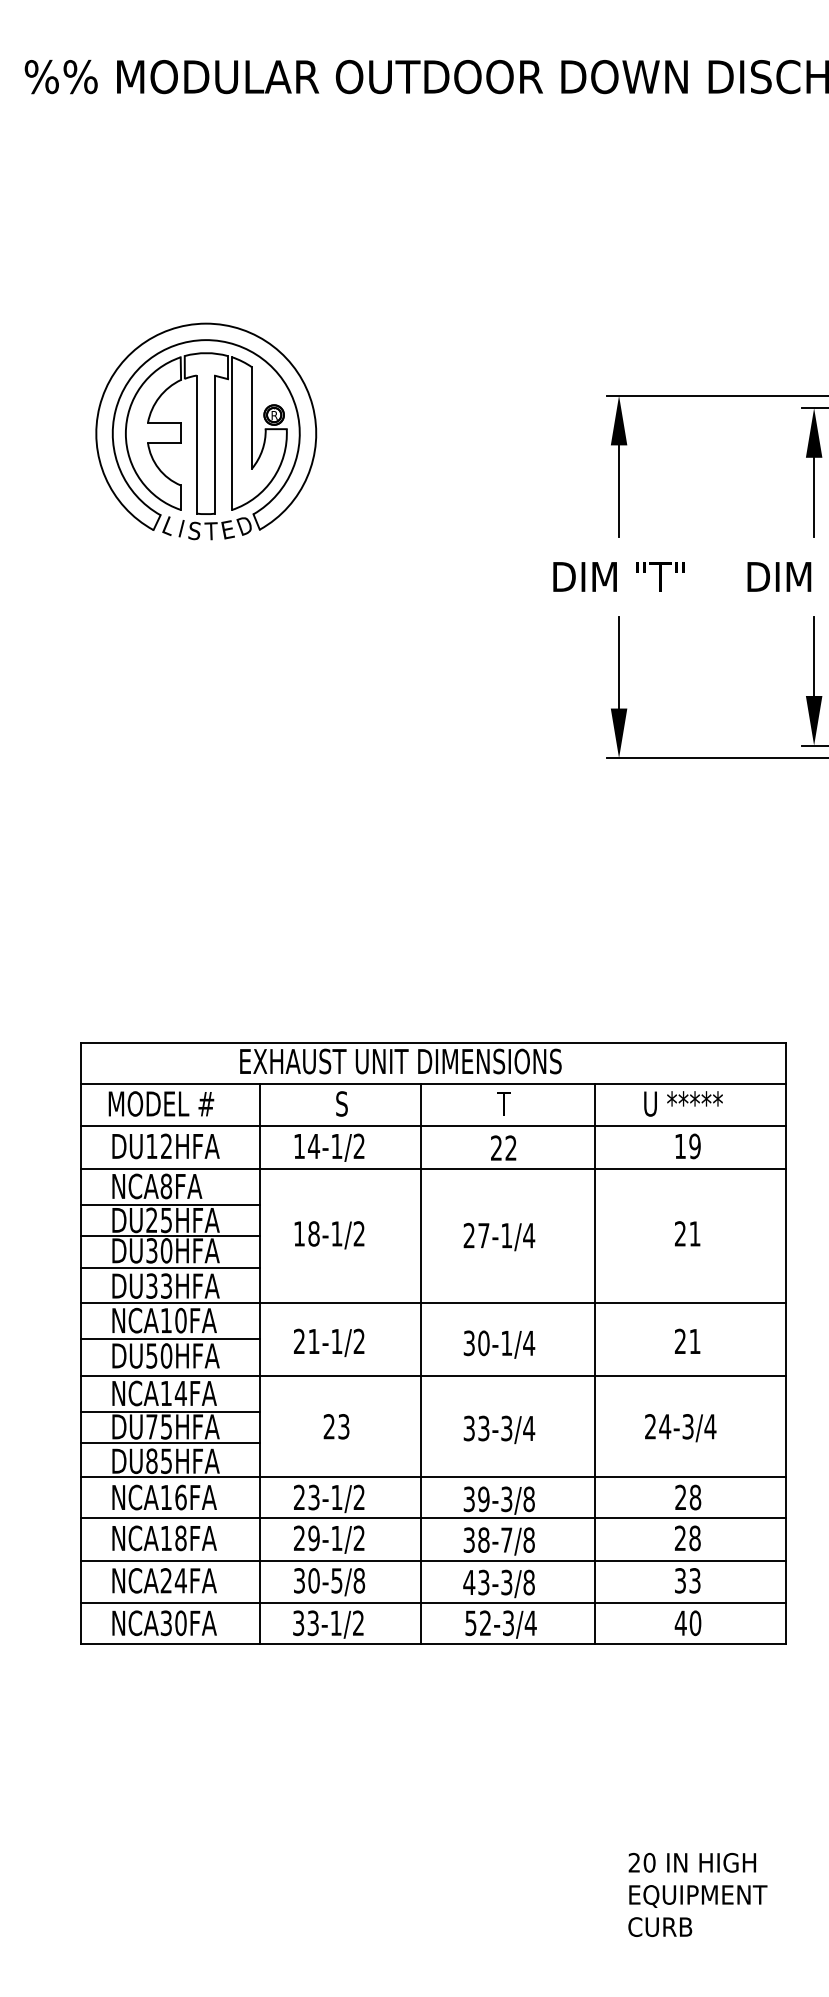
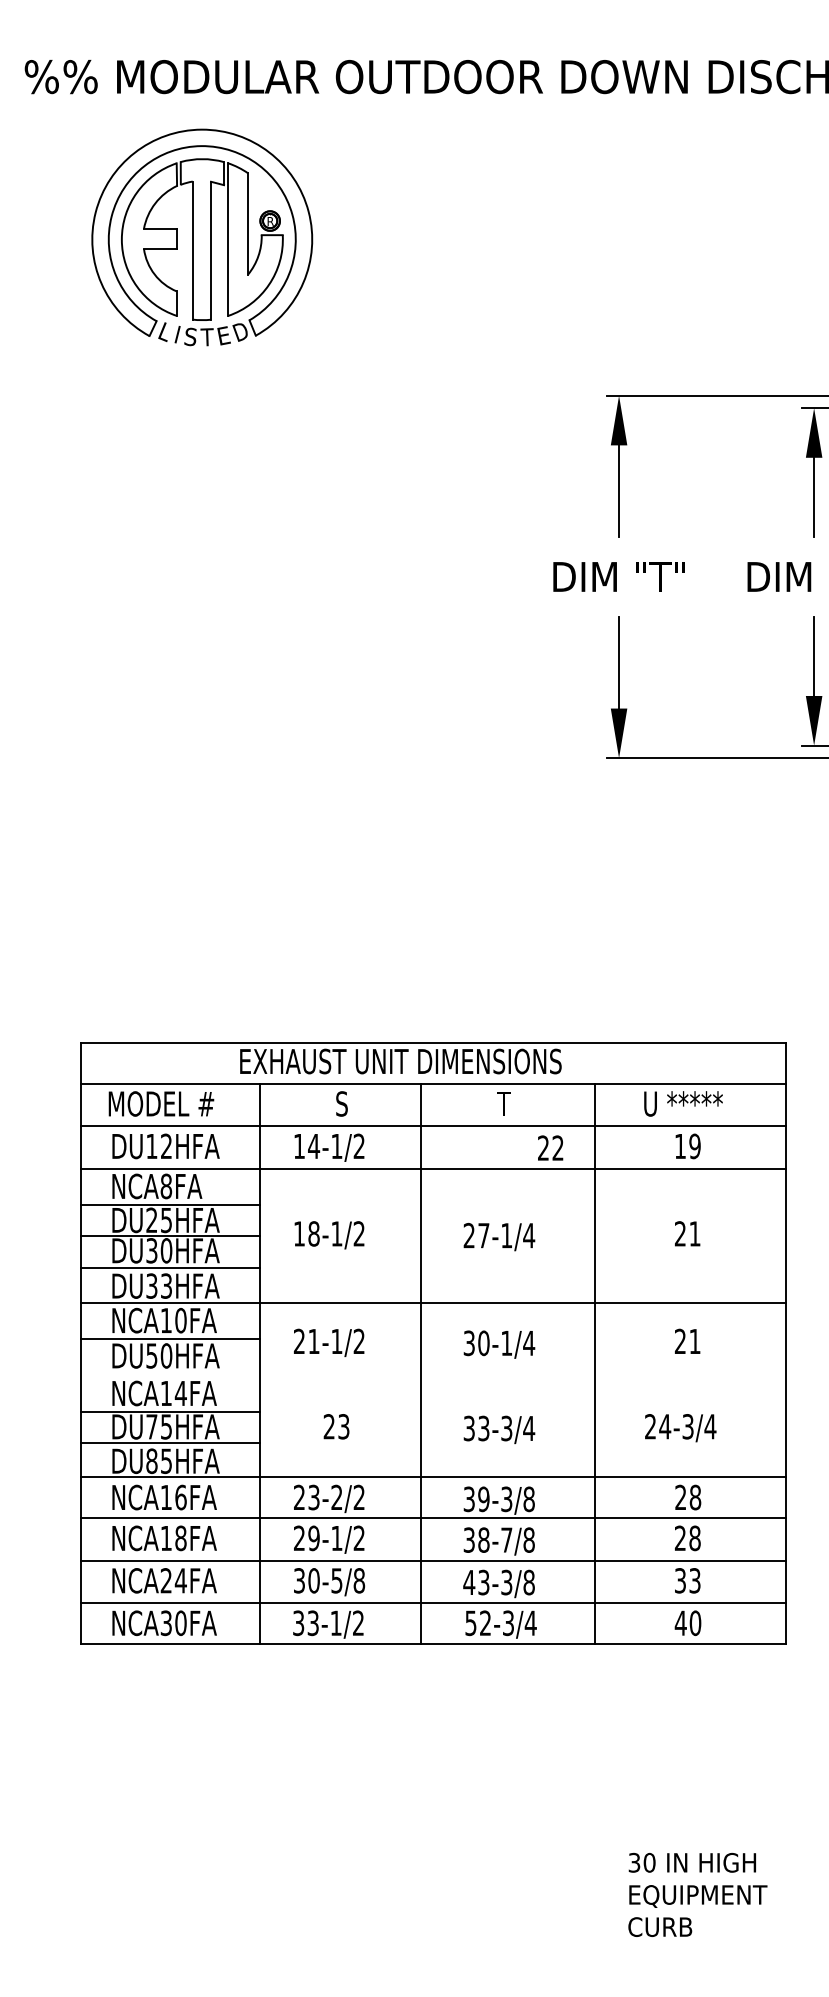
part position: (206, 431) -> (202, 237) (202, 237)
text position: (503, 1147) -> (550, 1147) (550, 1147)
line: present -> none (433, 1375)
text: 23-1/2 -> 23-2/2 (336, 1496)
text: 20 -> 30 (634, 1862)
